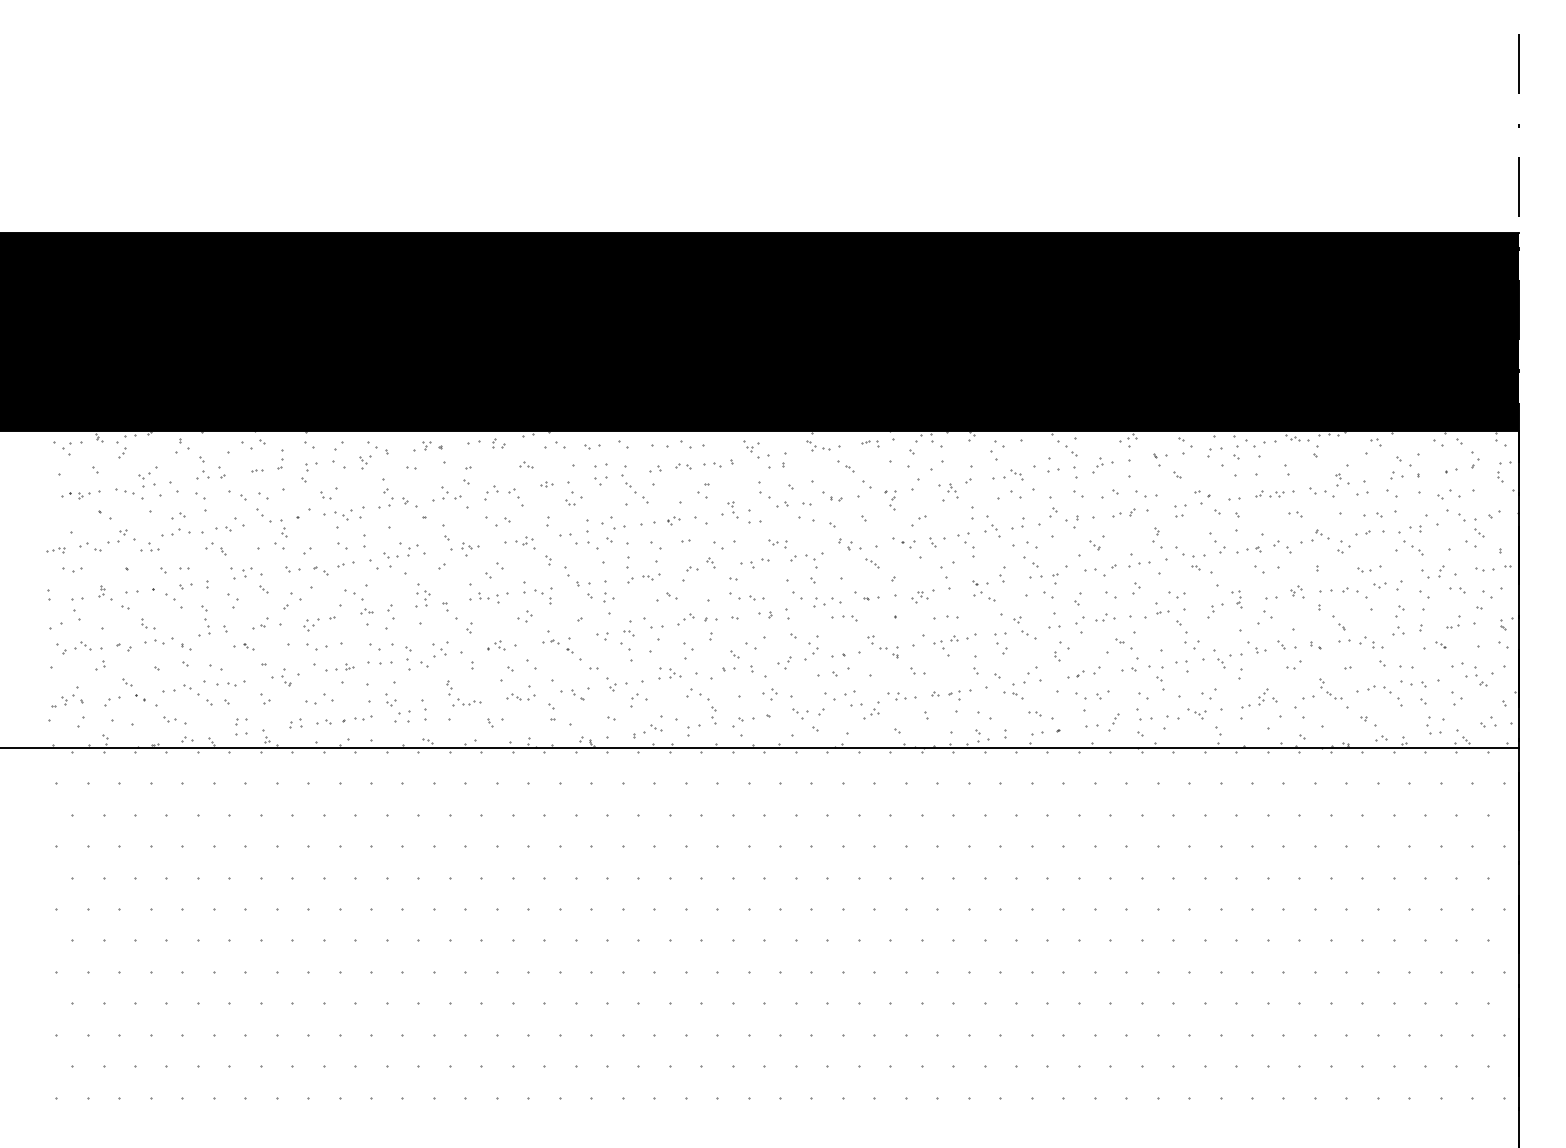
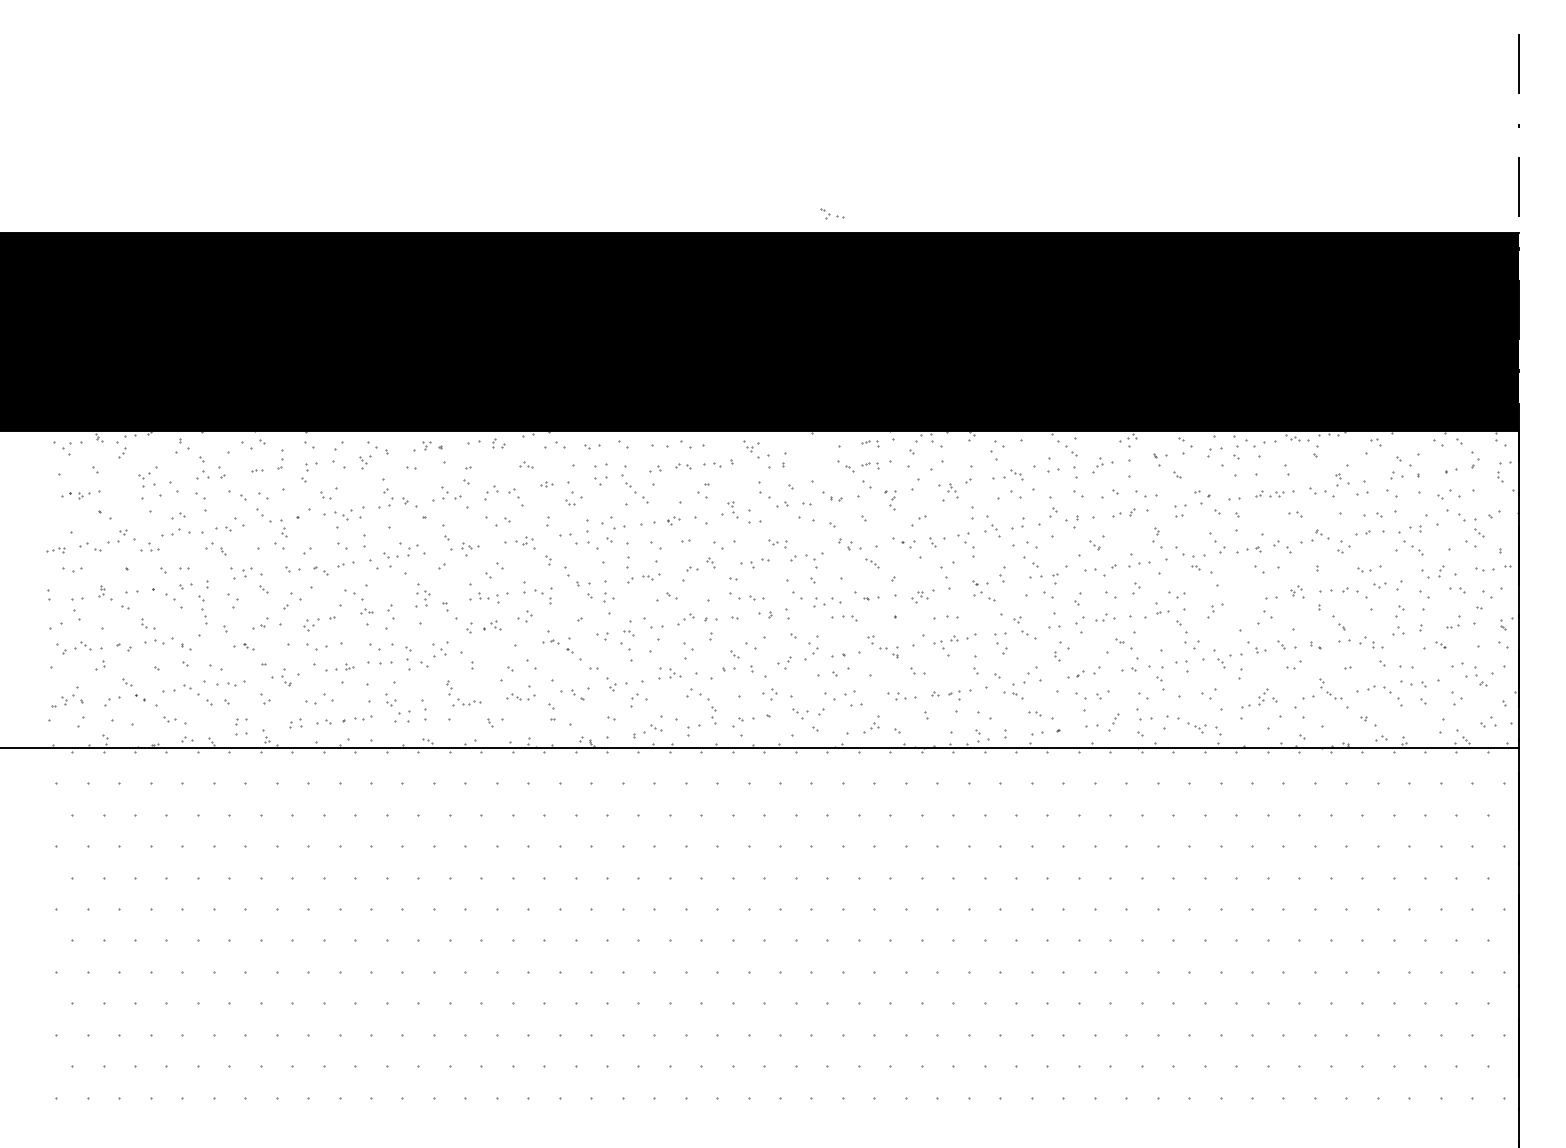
part position: (818, 445) -> (832, 213) (832, 213)
part: none -> present (870, 465)
part: present -> none (124, 491)
part: present -> none (1236, 599)
part position: (205, 619) -> (202, 609) (202, 609)
part position: (496, 645) -> (492, 625) (492, 625)
part position: (871, 710) -> (871, 724) (871, 724)
part position: (1196, 713) -> (1196, 727) (1196, 727)
part: present -> none (1428, 725)
